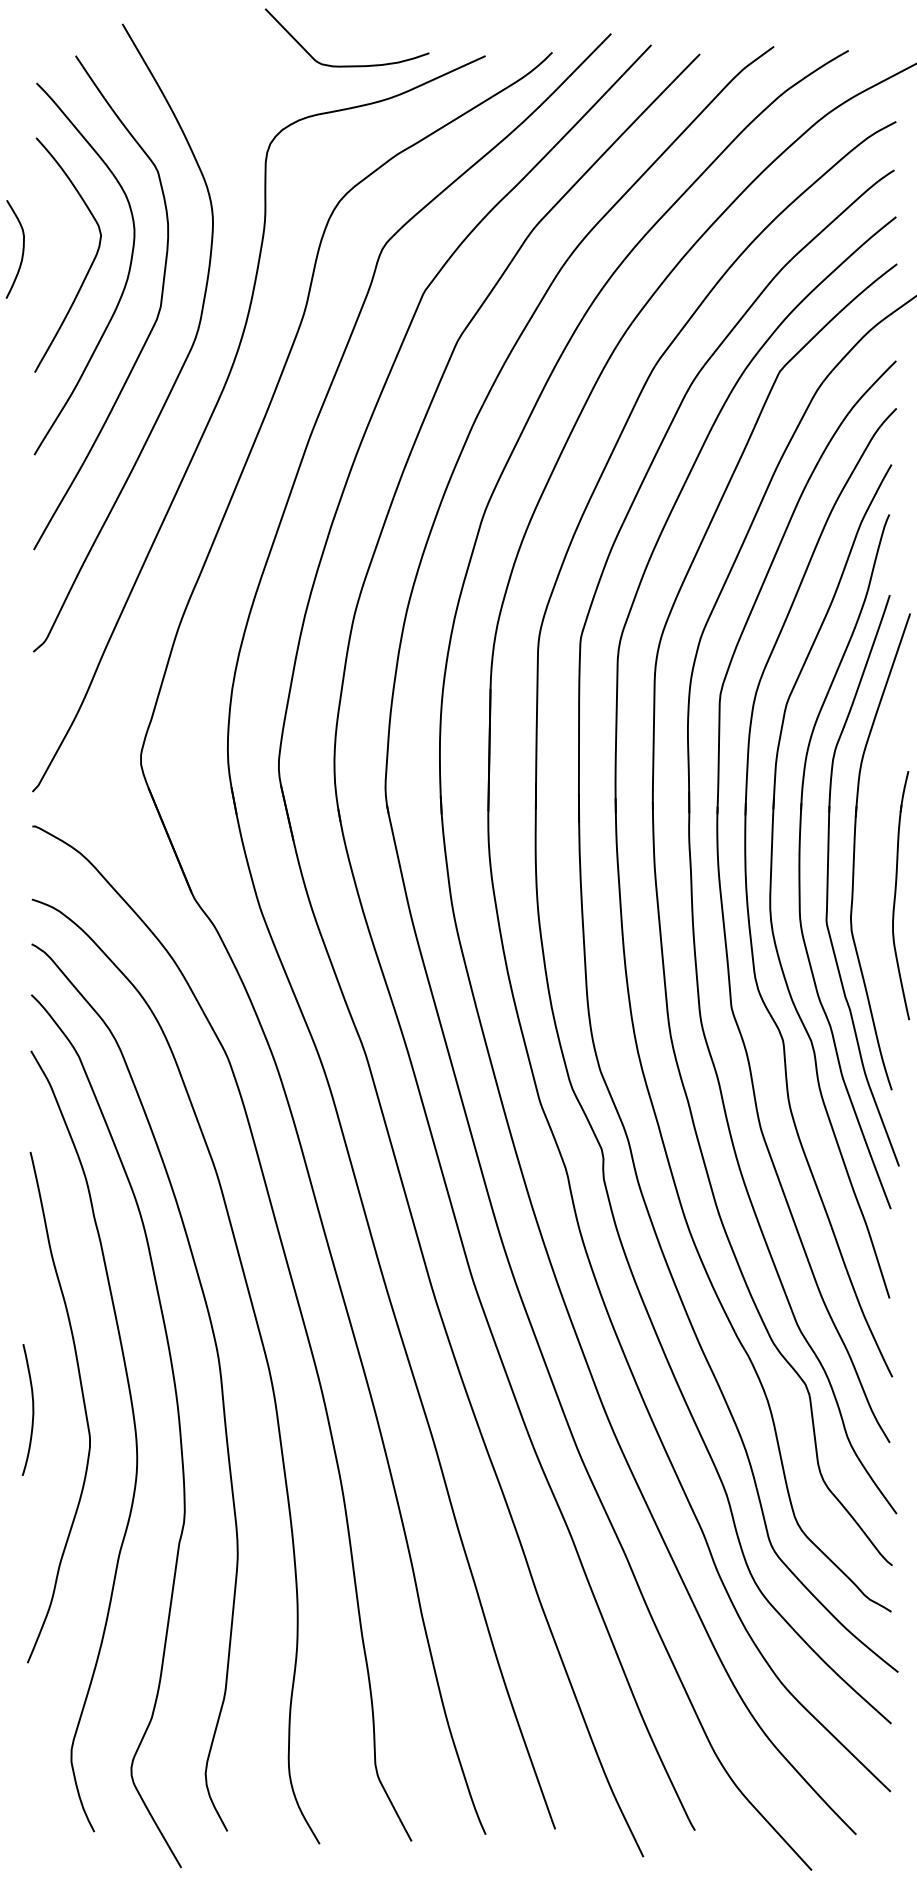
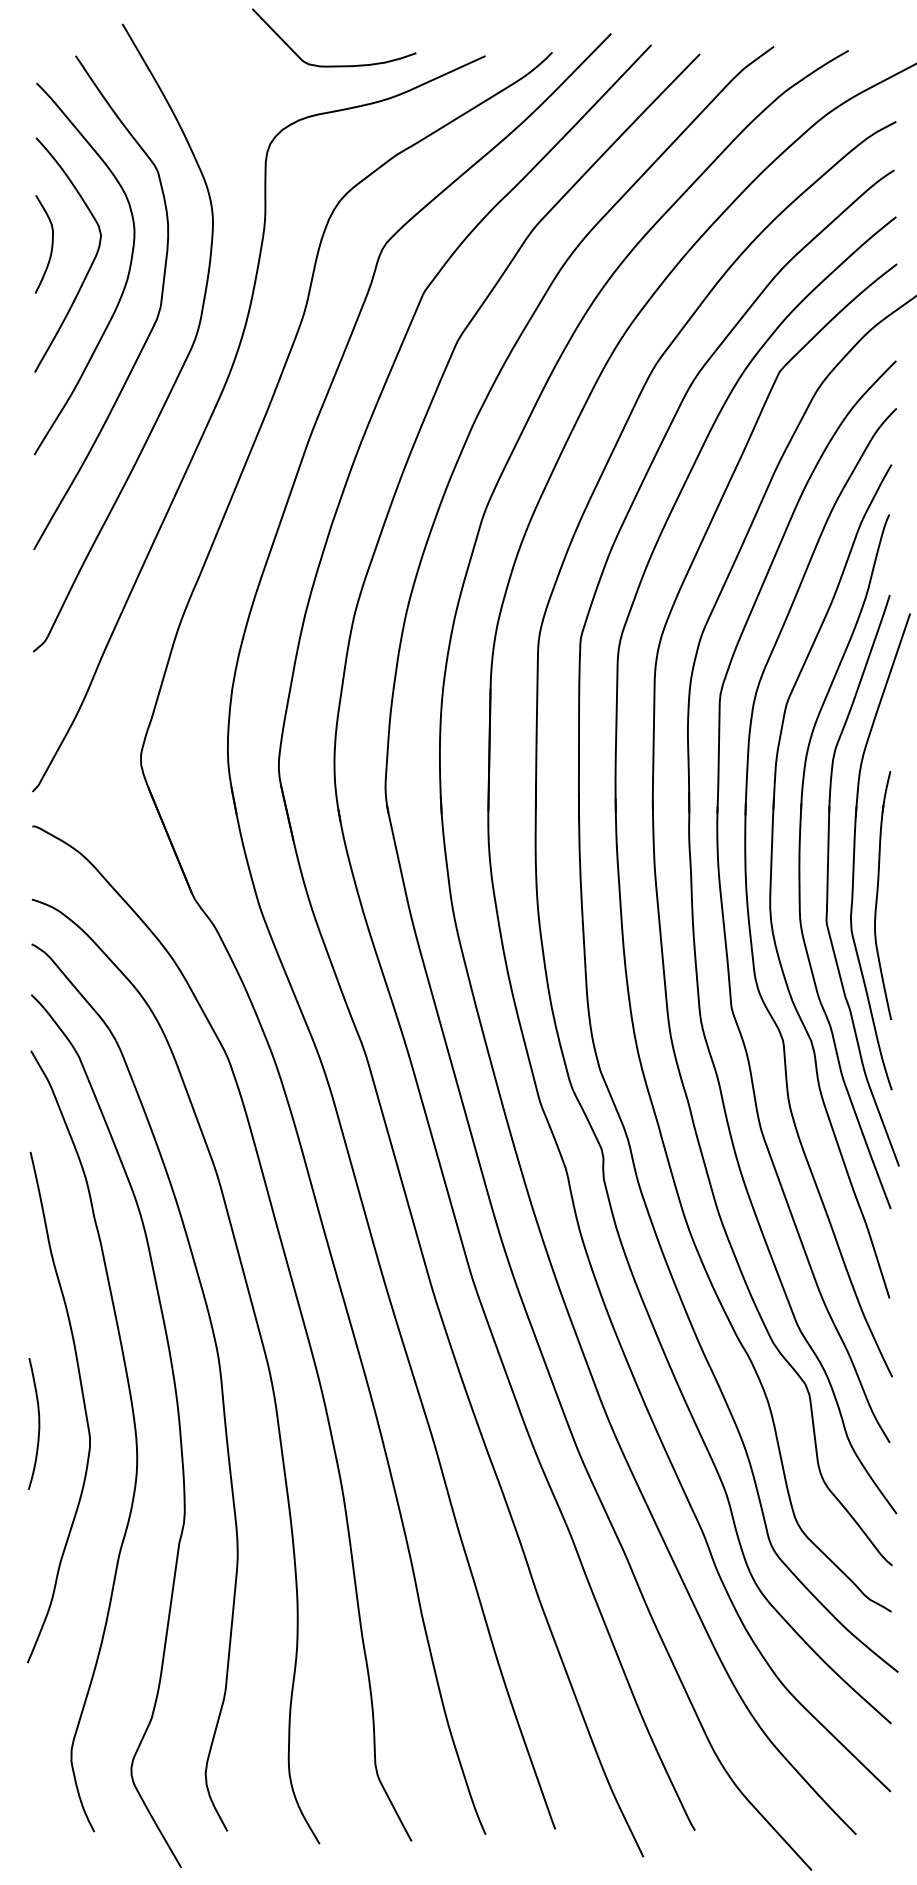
curve position: (346, 65) -> (333, 65) (333, 65)
curve position: (22, 249) -> (51, 244) (51, 244)
part position: (901, 895) -> (883, 895) (883, 895)
curve position: (32, 1409) -> (38, 1423) (38, 1423)
